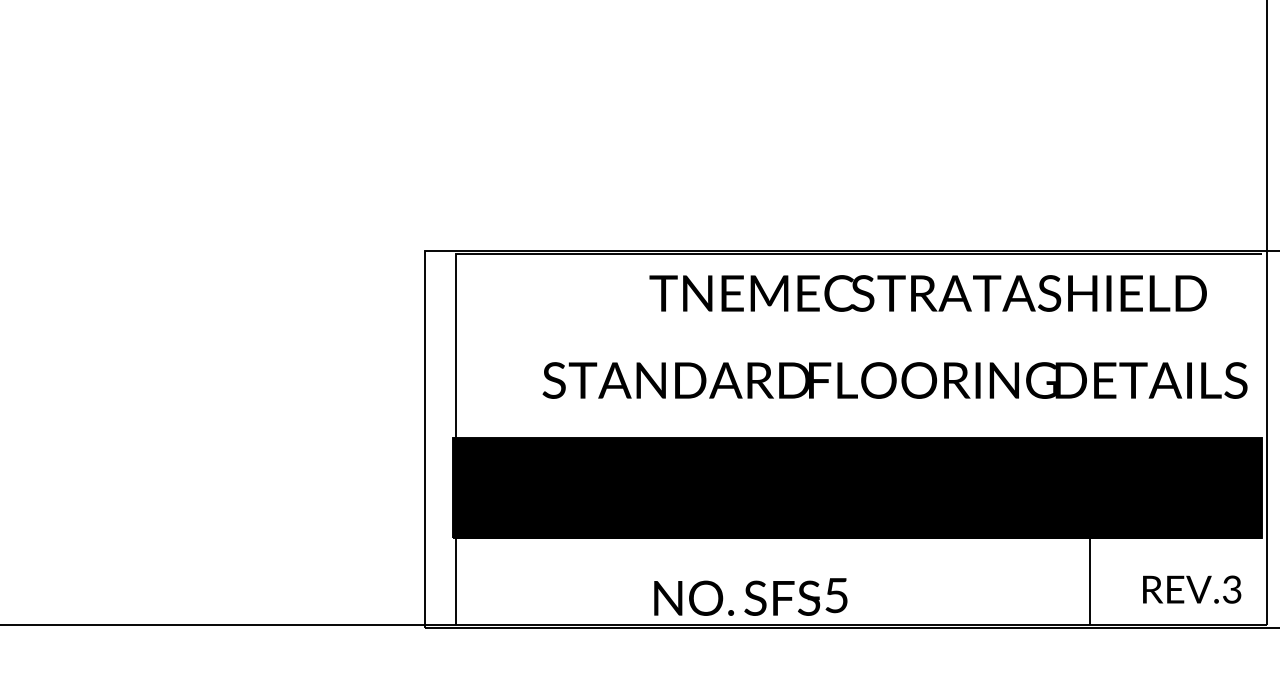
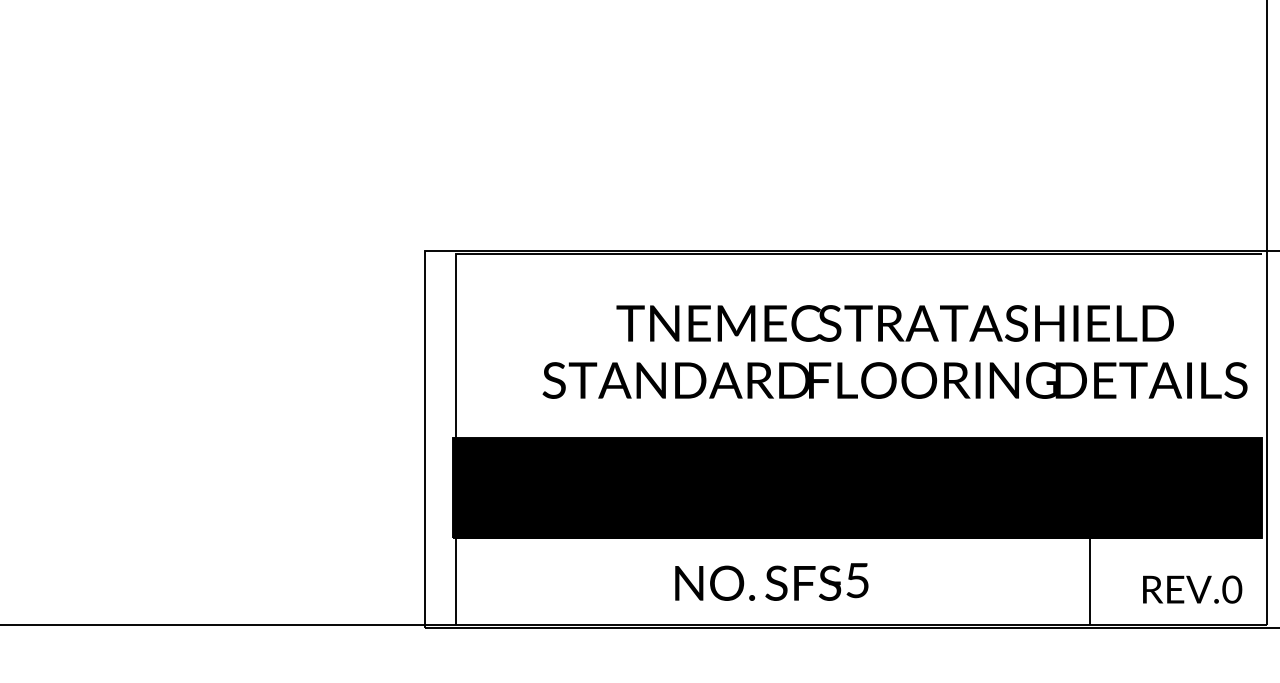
text position: (927, 293) -> (894, 323) (894, 323)
text: REV.3 -> REV.0 (1232, 589)
text position: (750, 596) -> (771, 581) (771, 581)
